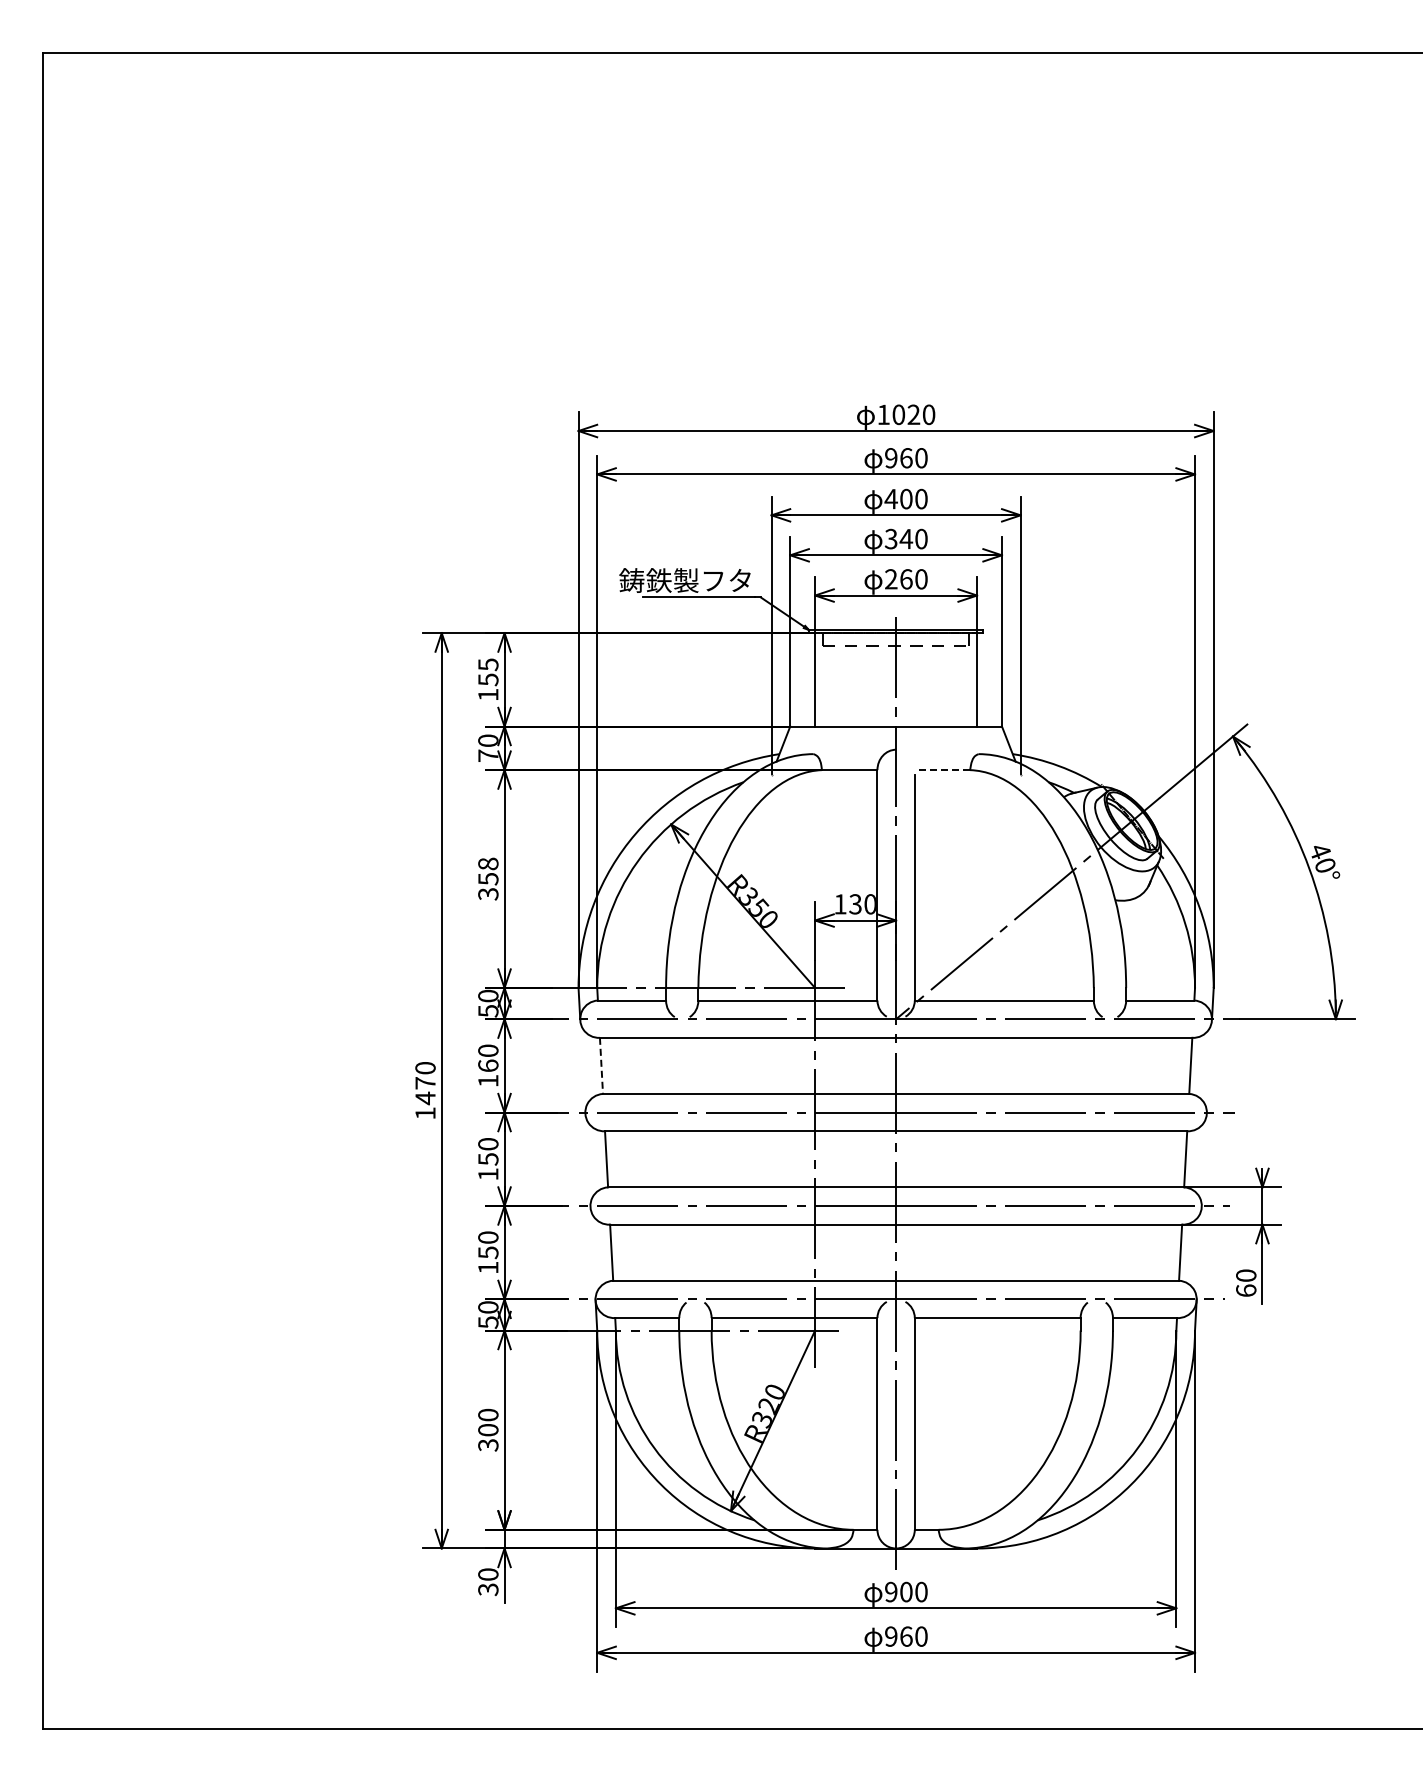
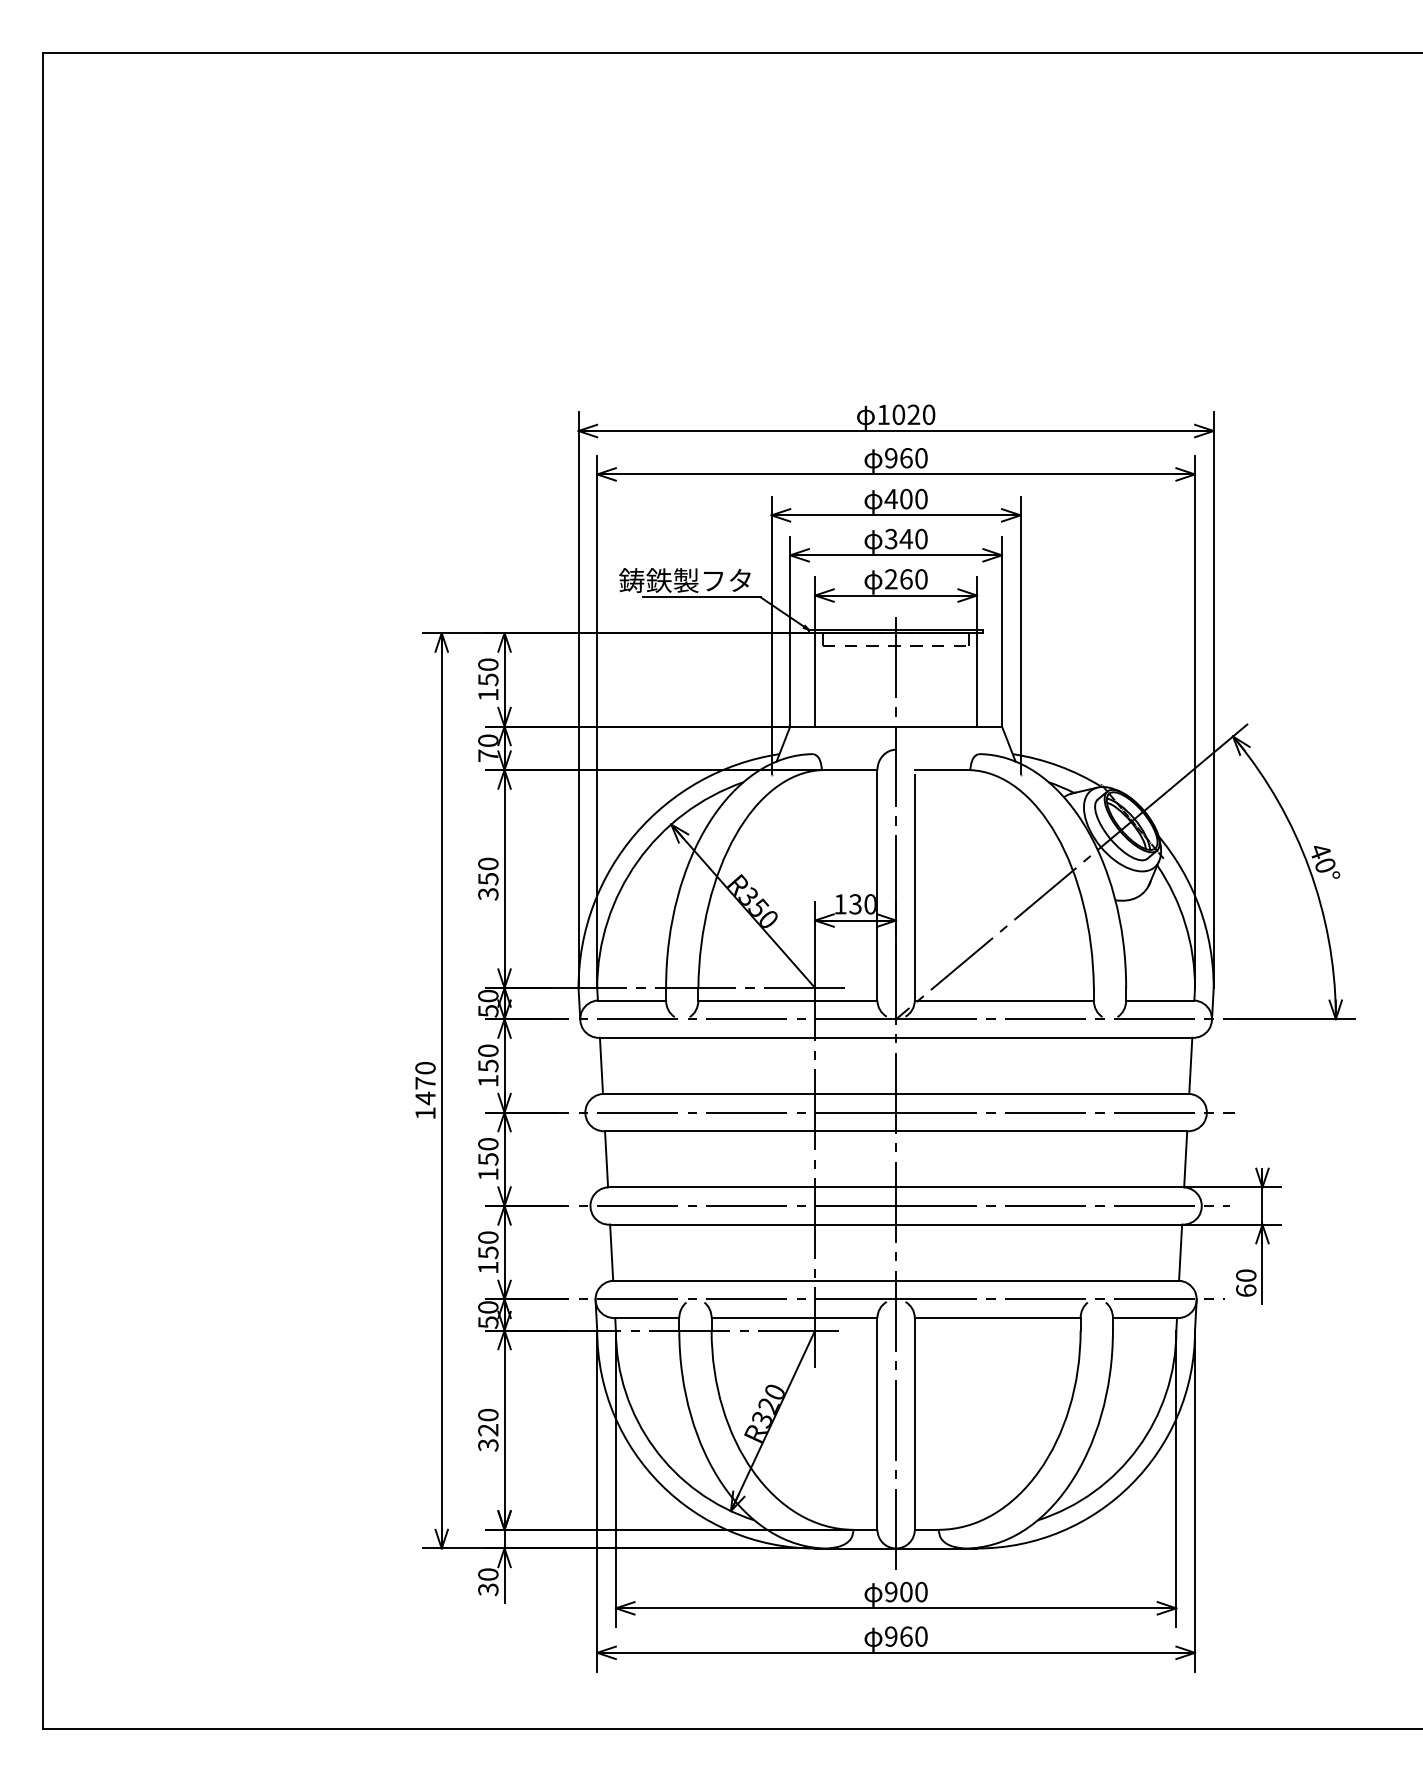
text: 155 -> 150 (488, 664)
line: dashed -> solid (942, 770)
text: 358 -> 350 (488, 863)
text: 160 -> 150 (488, 1065)
line: dashed -> solid (601, 1066)
text: 300 -> 320 (488, 1430)
